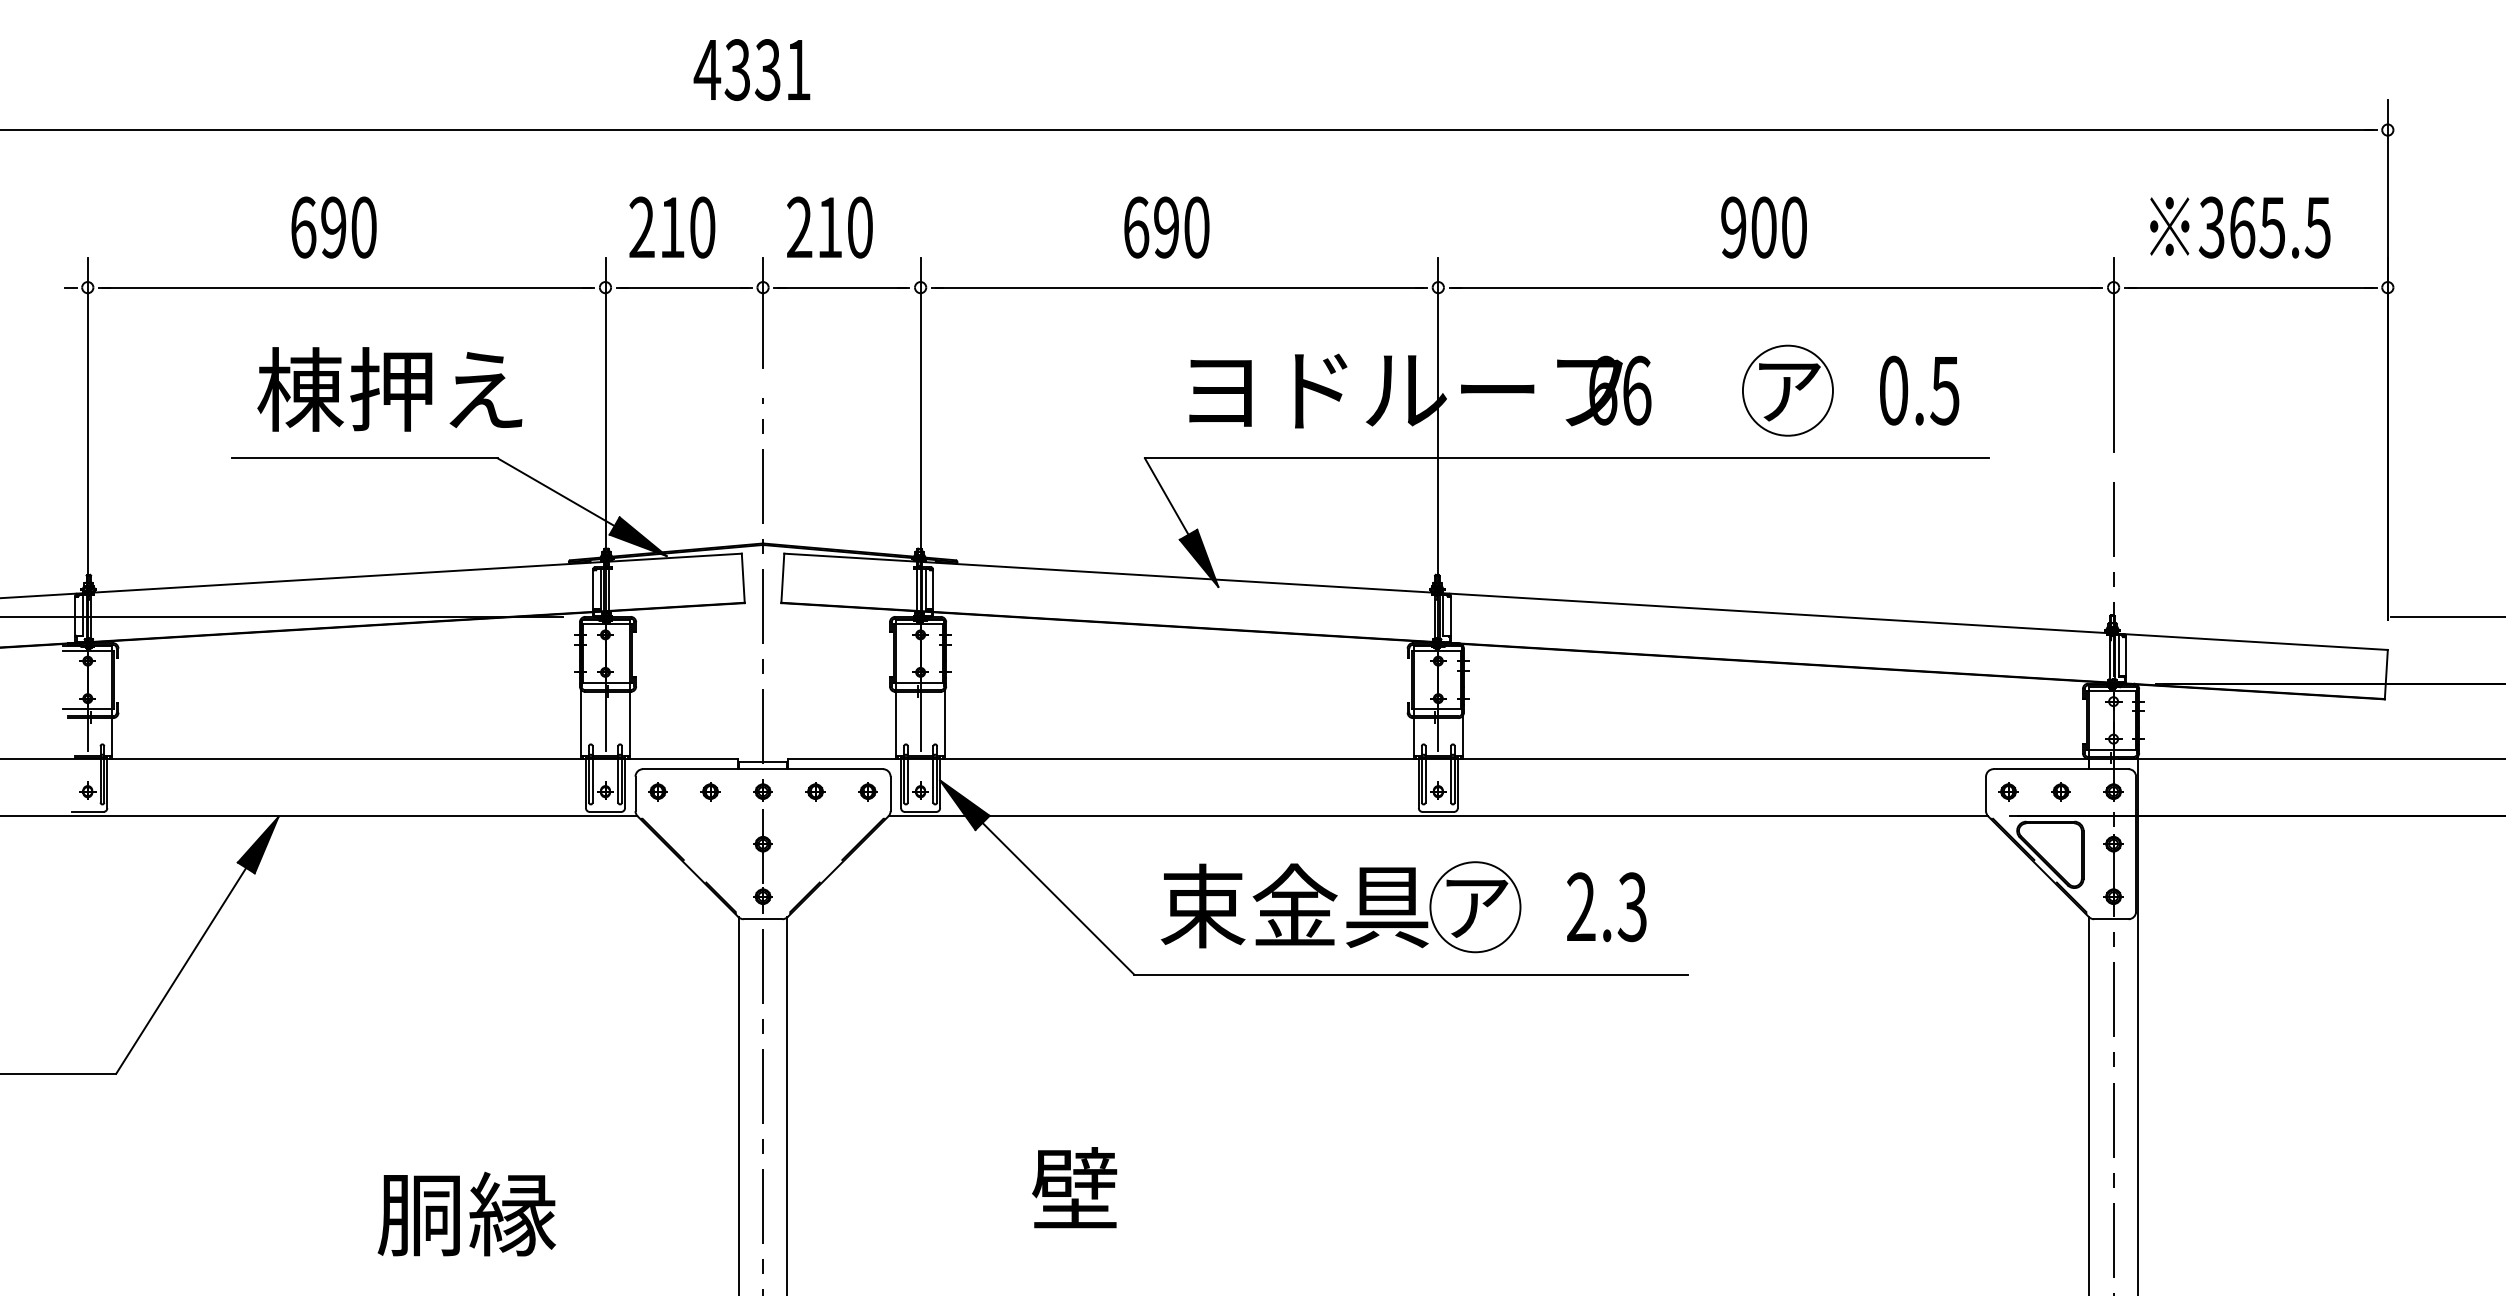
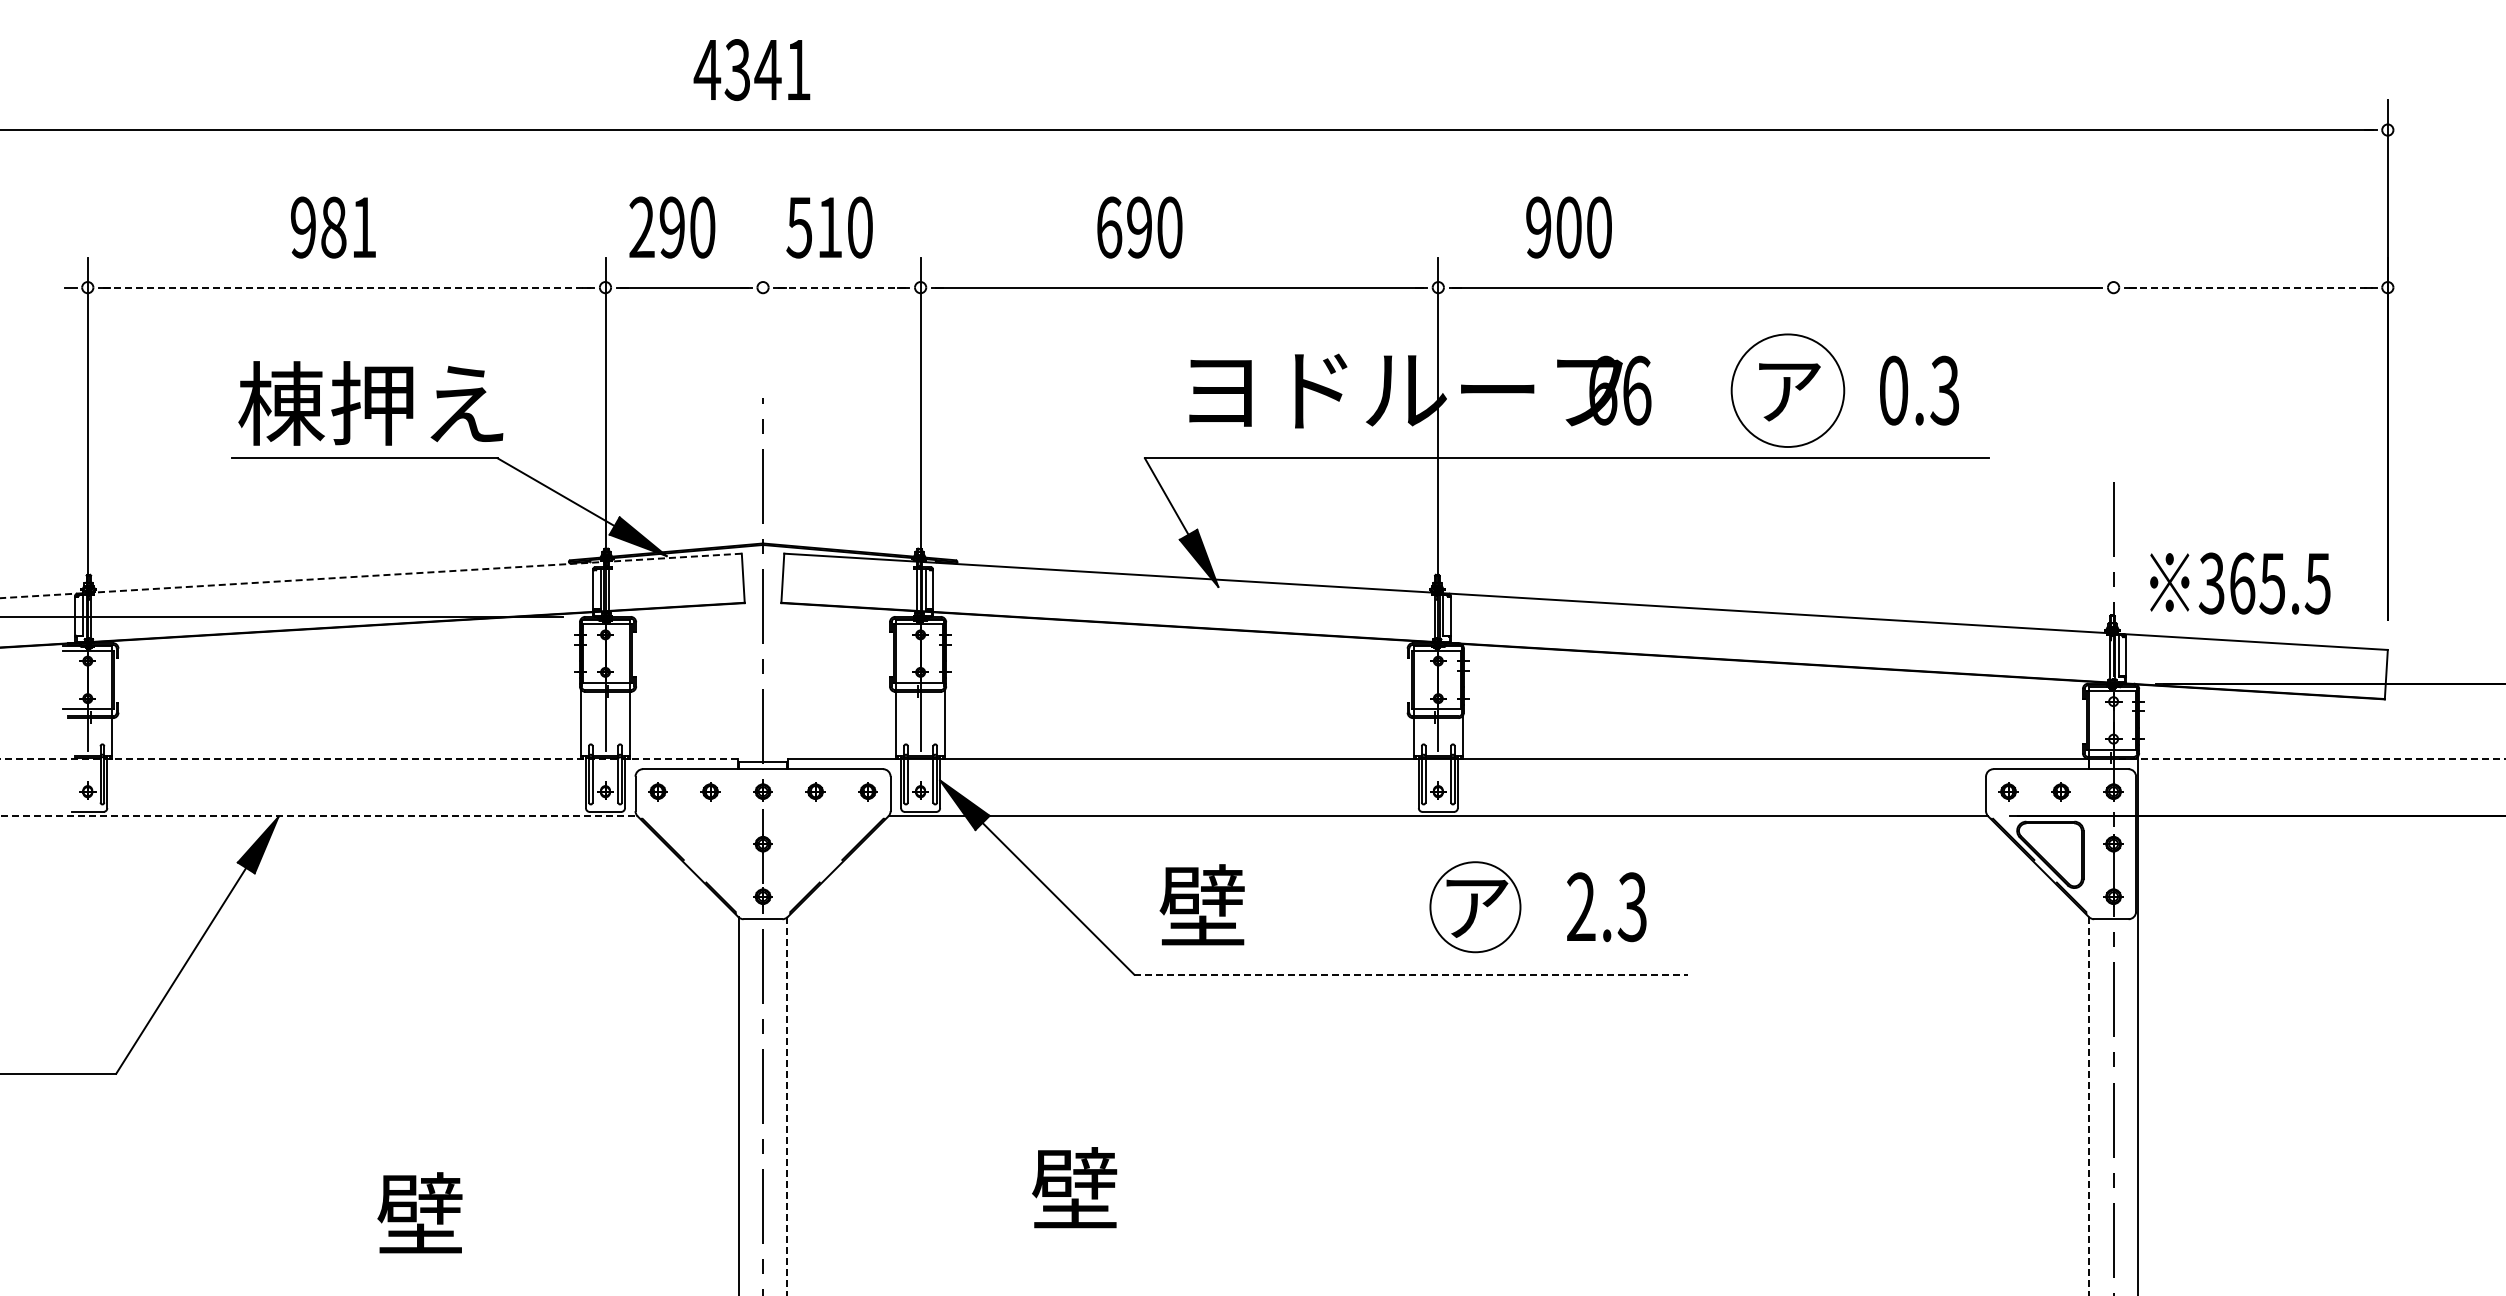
text: 4331 -> 4341 (767, 70)
text: 690 -> 981 (333, 227)
text: 210 -> 290 (671, 227)
text: 210 -> 510 (799, 227)
text position: (1166, 227) -> (1139, 227) (1139, 227)
text position: (1763, 227) -> (1568, 227) (1568, 227)
text position: (2240, 227) -> (2240, 583) (2240, 583)
line: solid -> dashed (346, 287)
line: solid -> dashed (841, 287)
line: solid -> dashed (2251, 287)
line: present -> none (763, 312)
line: present -> none (2113, 354)
text position: (389, 389) -> (370, 403) (370, 403)
circle diameter: 90 px -> 113 px (1787, 390)
text: 0.5 -> 0.3 (1944, 390)
line: solid -> dashed (370, 575)
line: present -> none (2446, 616)
line: solid -> dashed (369, 759)
line: solid -> dashed (2312, 759)
line: solid -> dashed (319, 815)
text: 束金具 -> 壁 (1293, 905)
line: solid -> dashed (1411, 974)
line: solid -> dashed (787, 1106)
line: solid -> dashed (2089, 1106)
text: 胴縁 -> 壁 (466, 1213)
